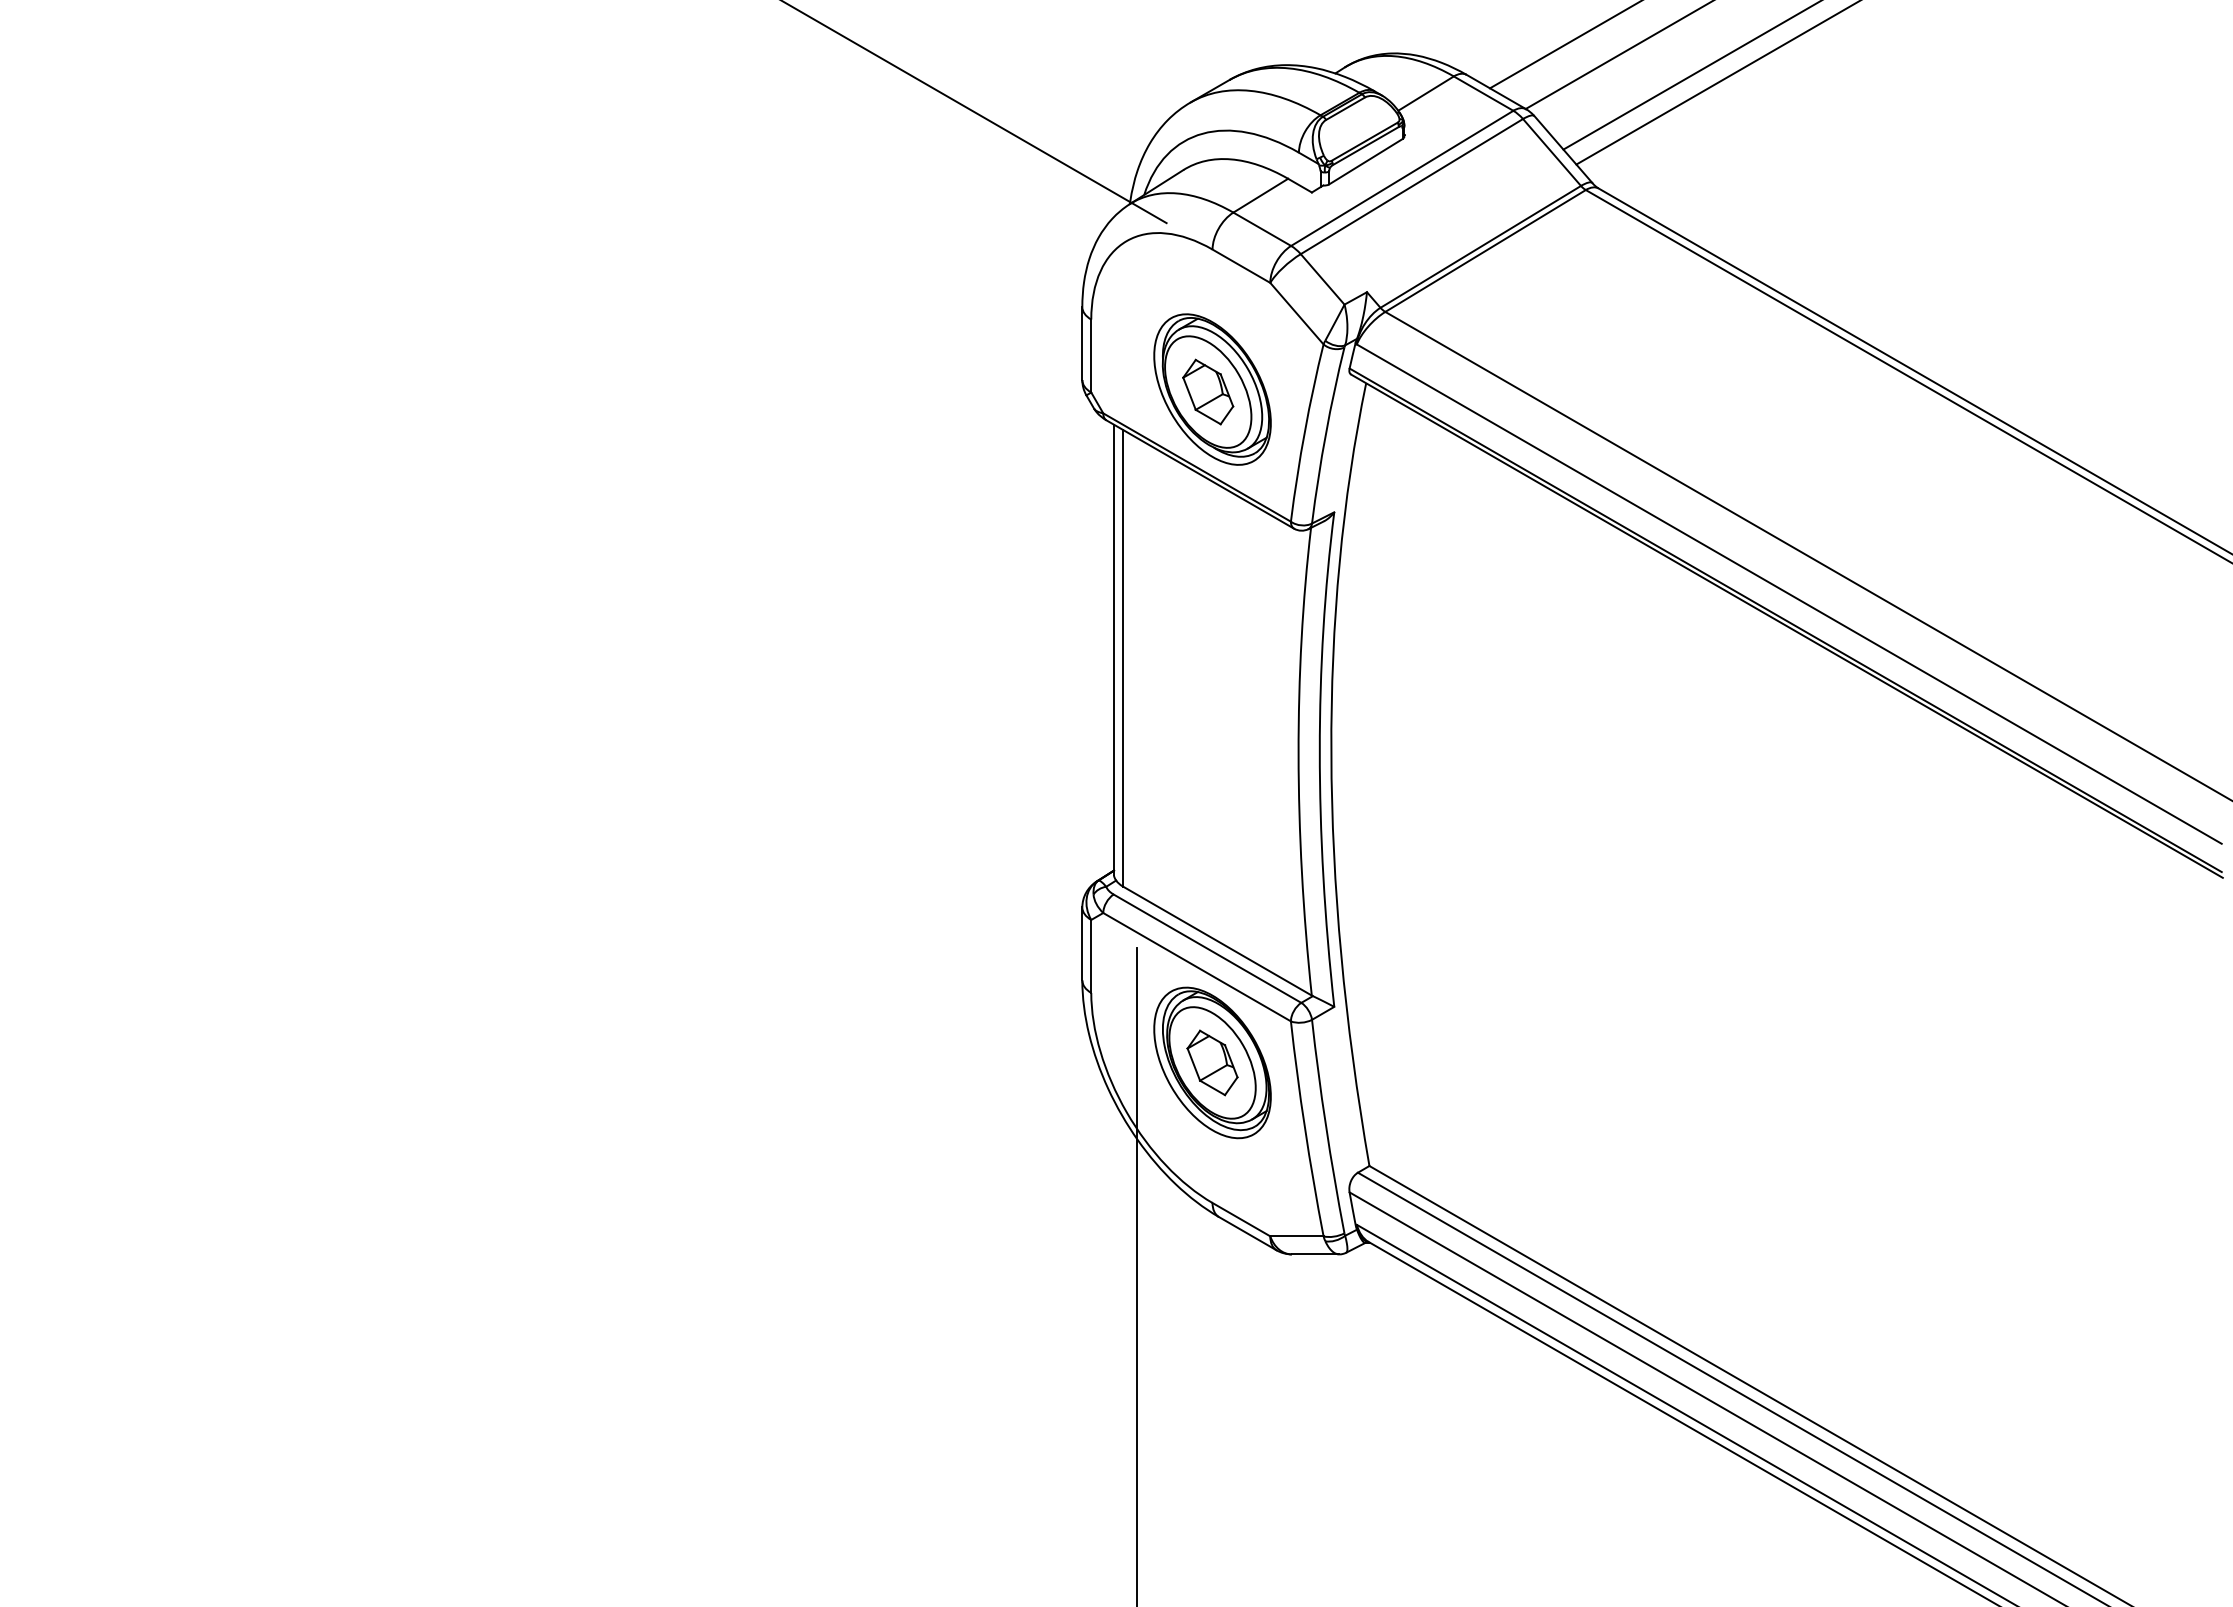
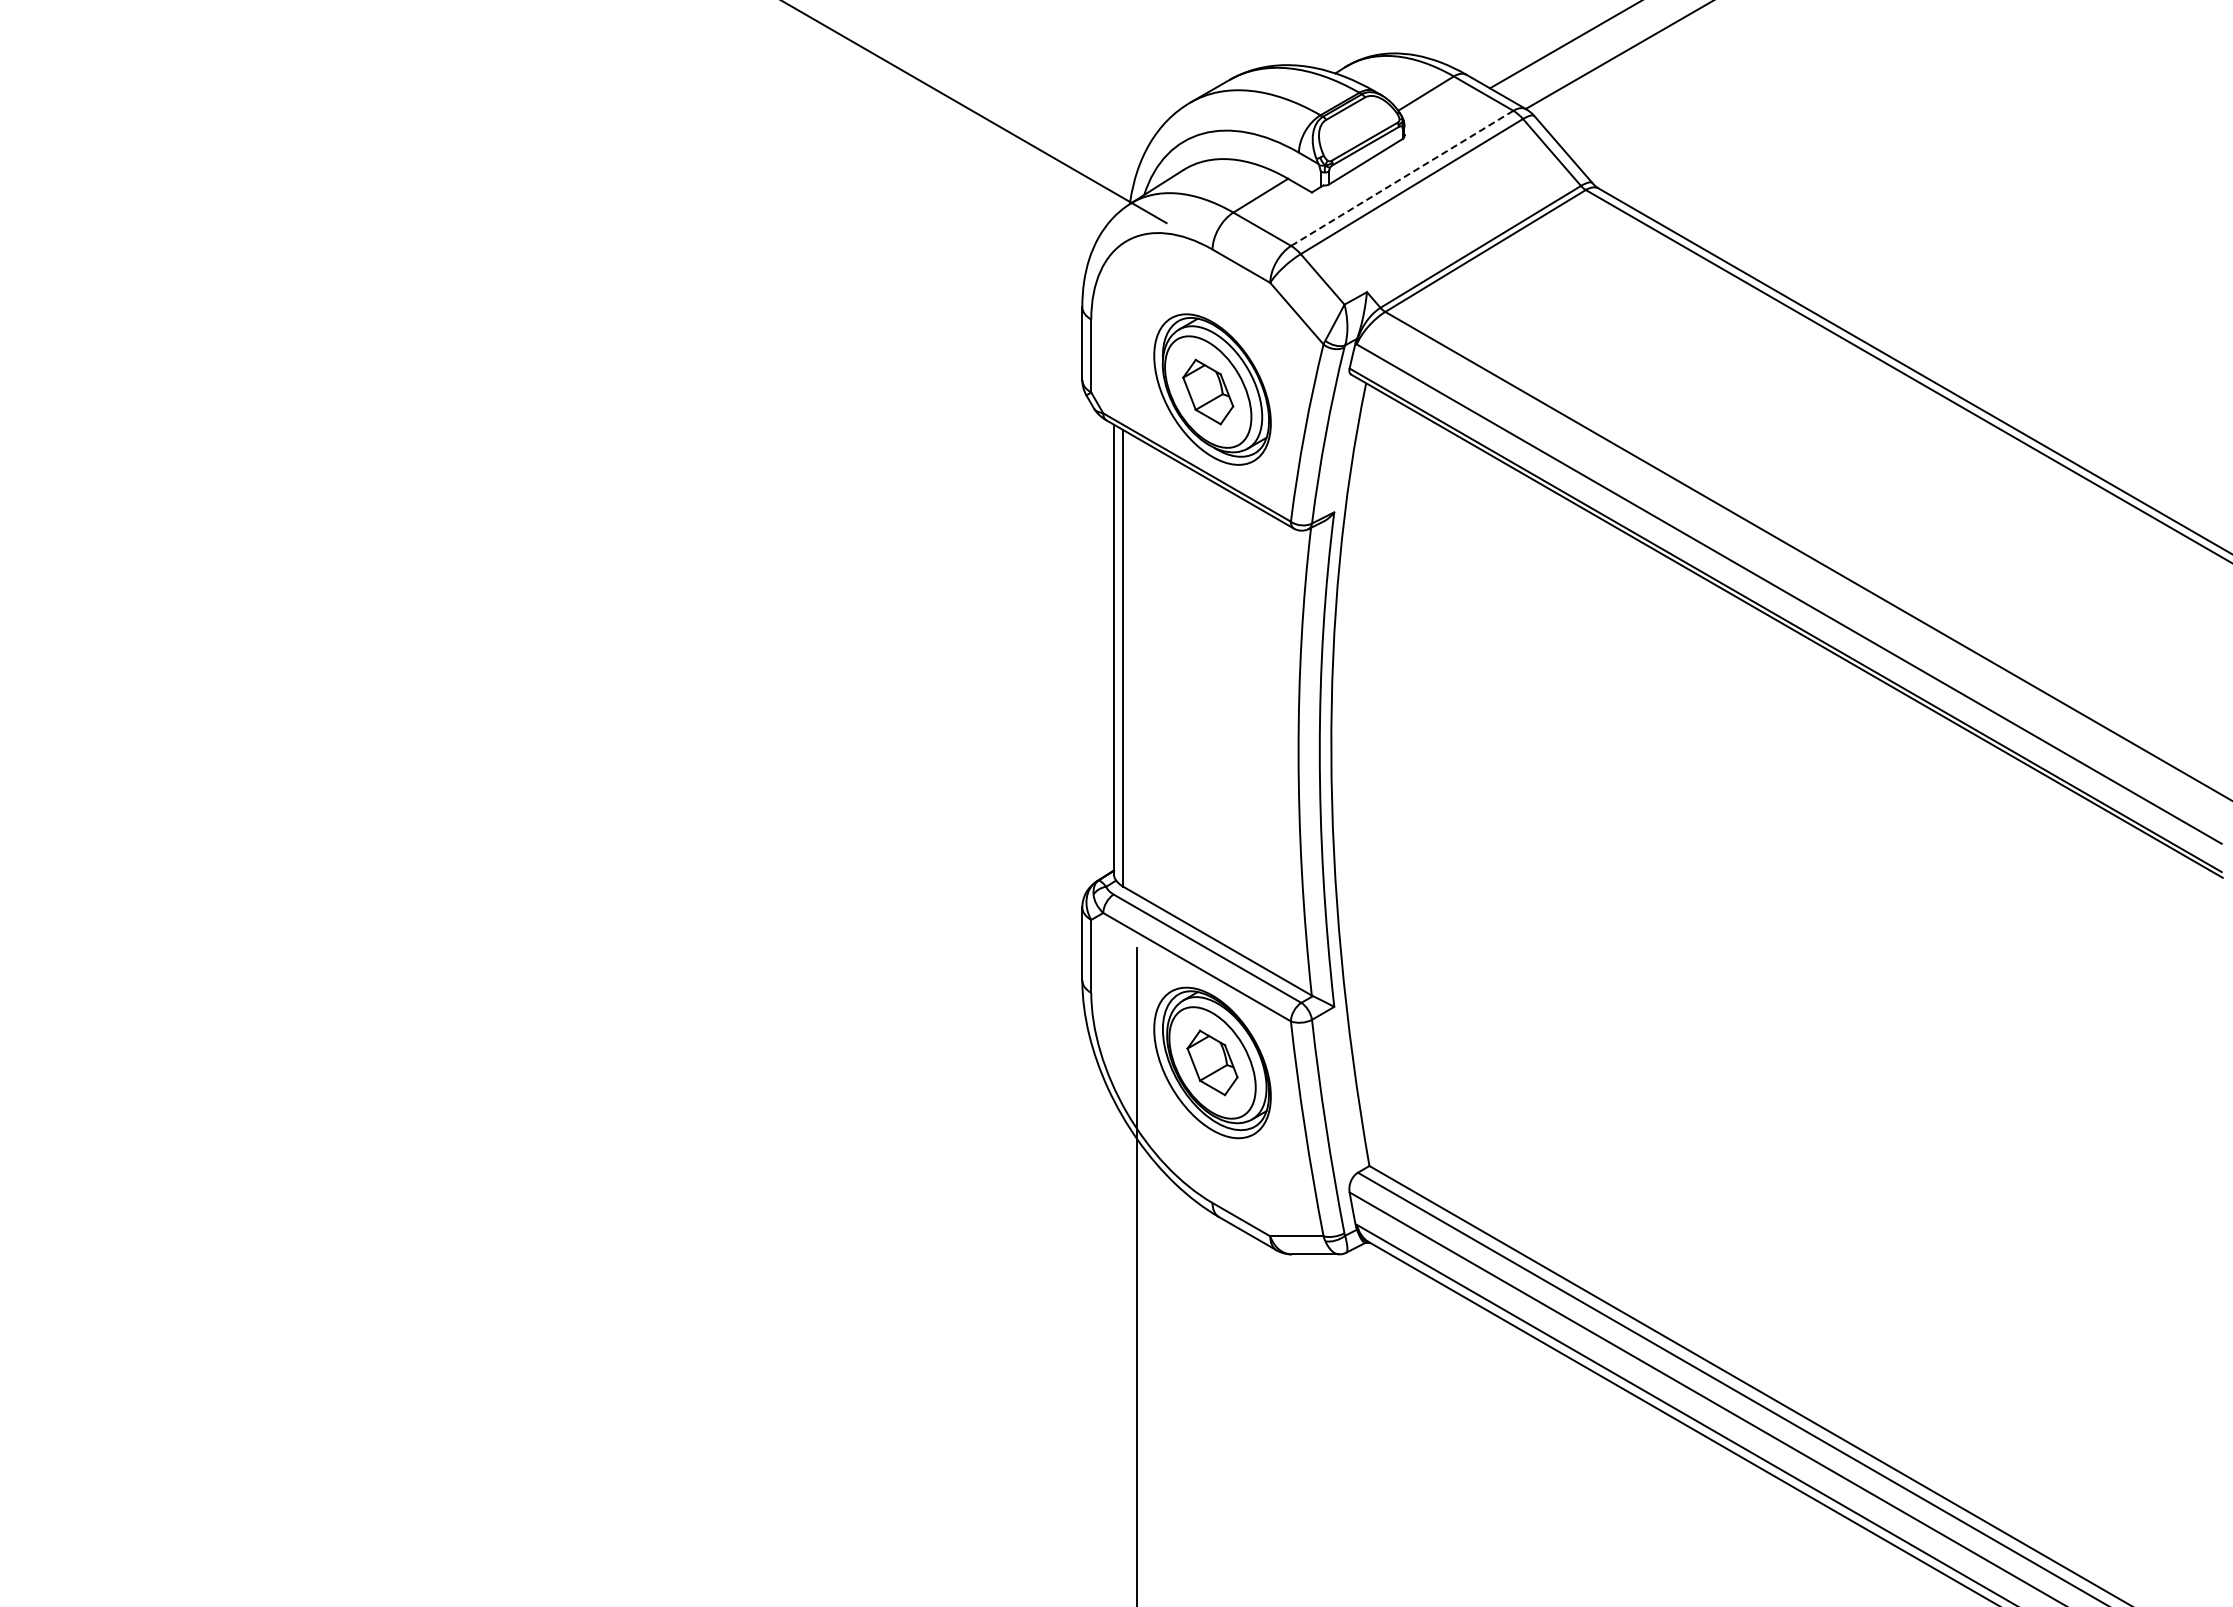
line: present -> none (1690, 75)
line: present -> none (1716, 83)
line: solid -> dashed (1401, 178)
